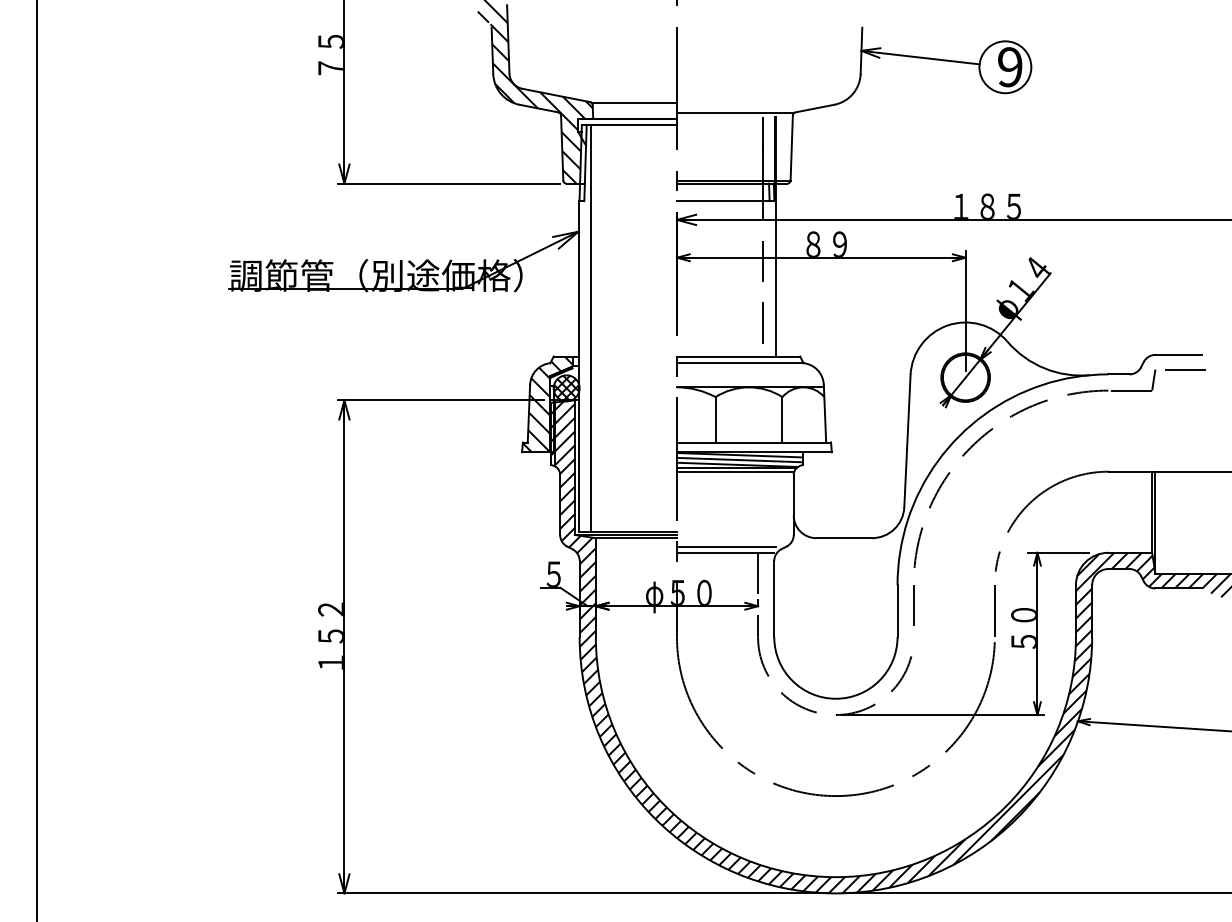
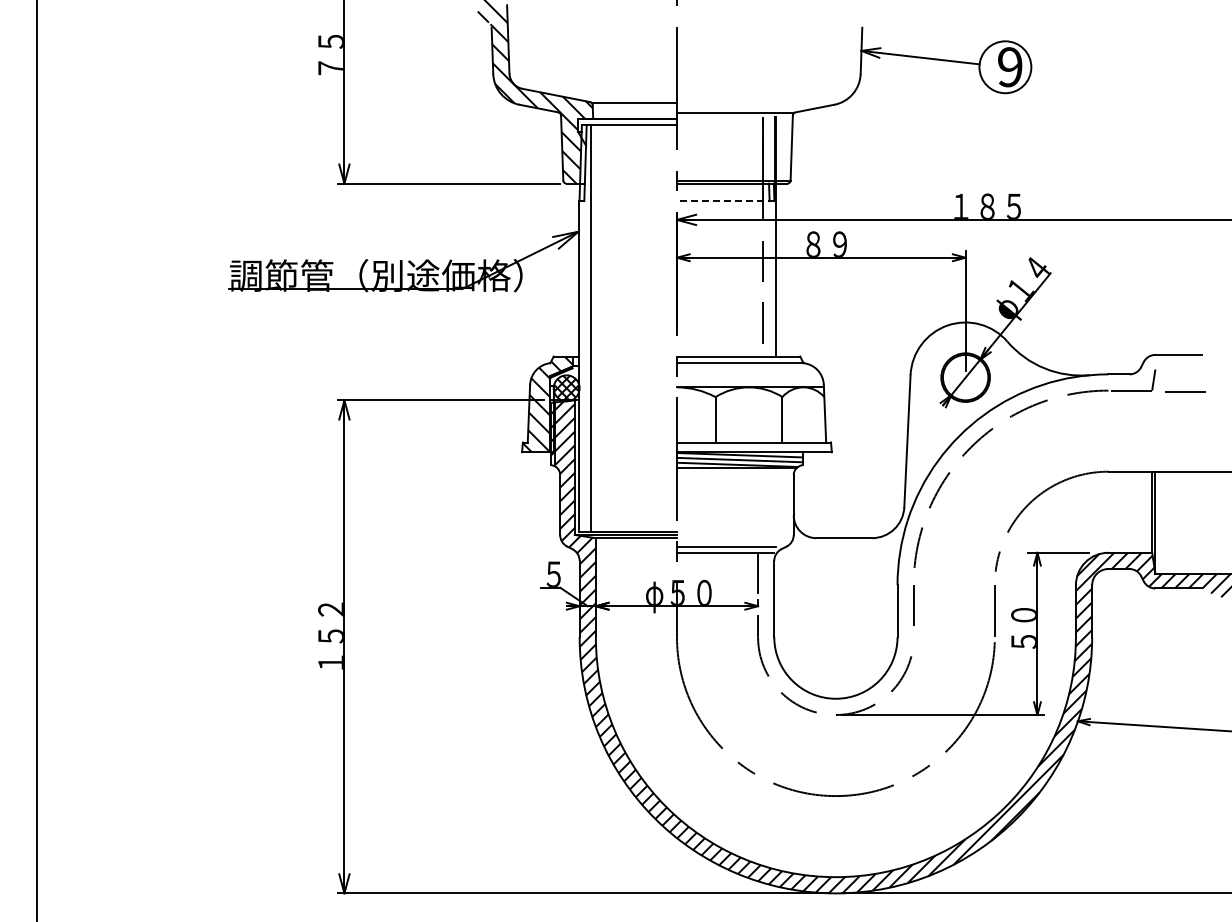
line: solid -> dashed (725, 201)
line position: (1185, 369) -> (1185, 391) (1185, 391)
line: present -> none (734, 471)
